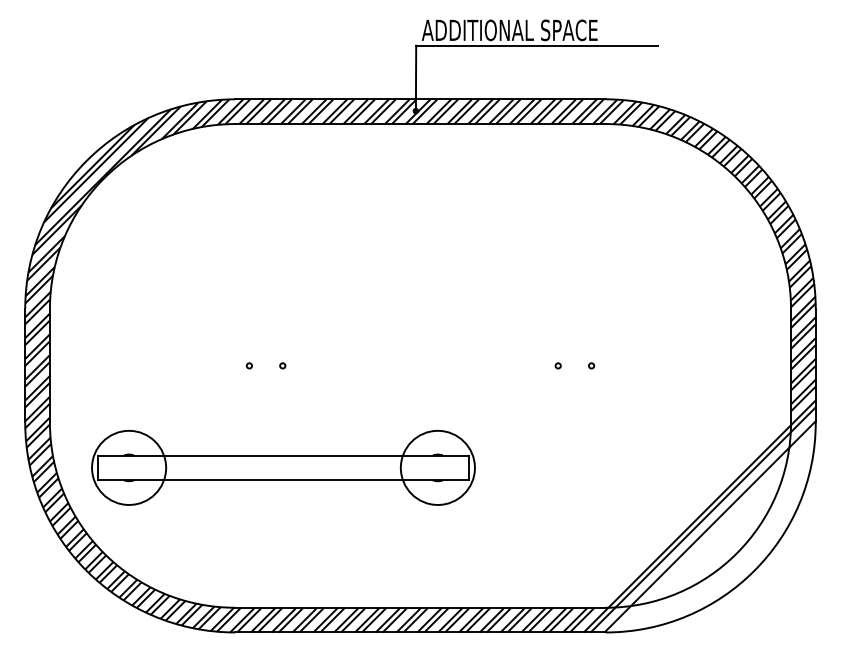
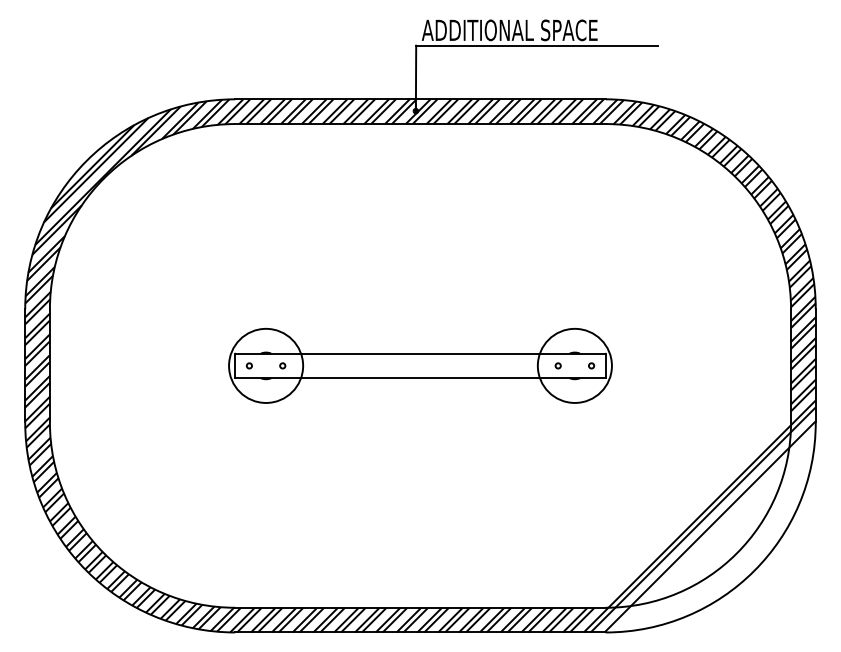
part position: (283, 467) -> (420, 365) (420, 365)
